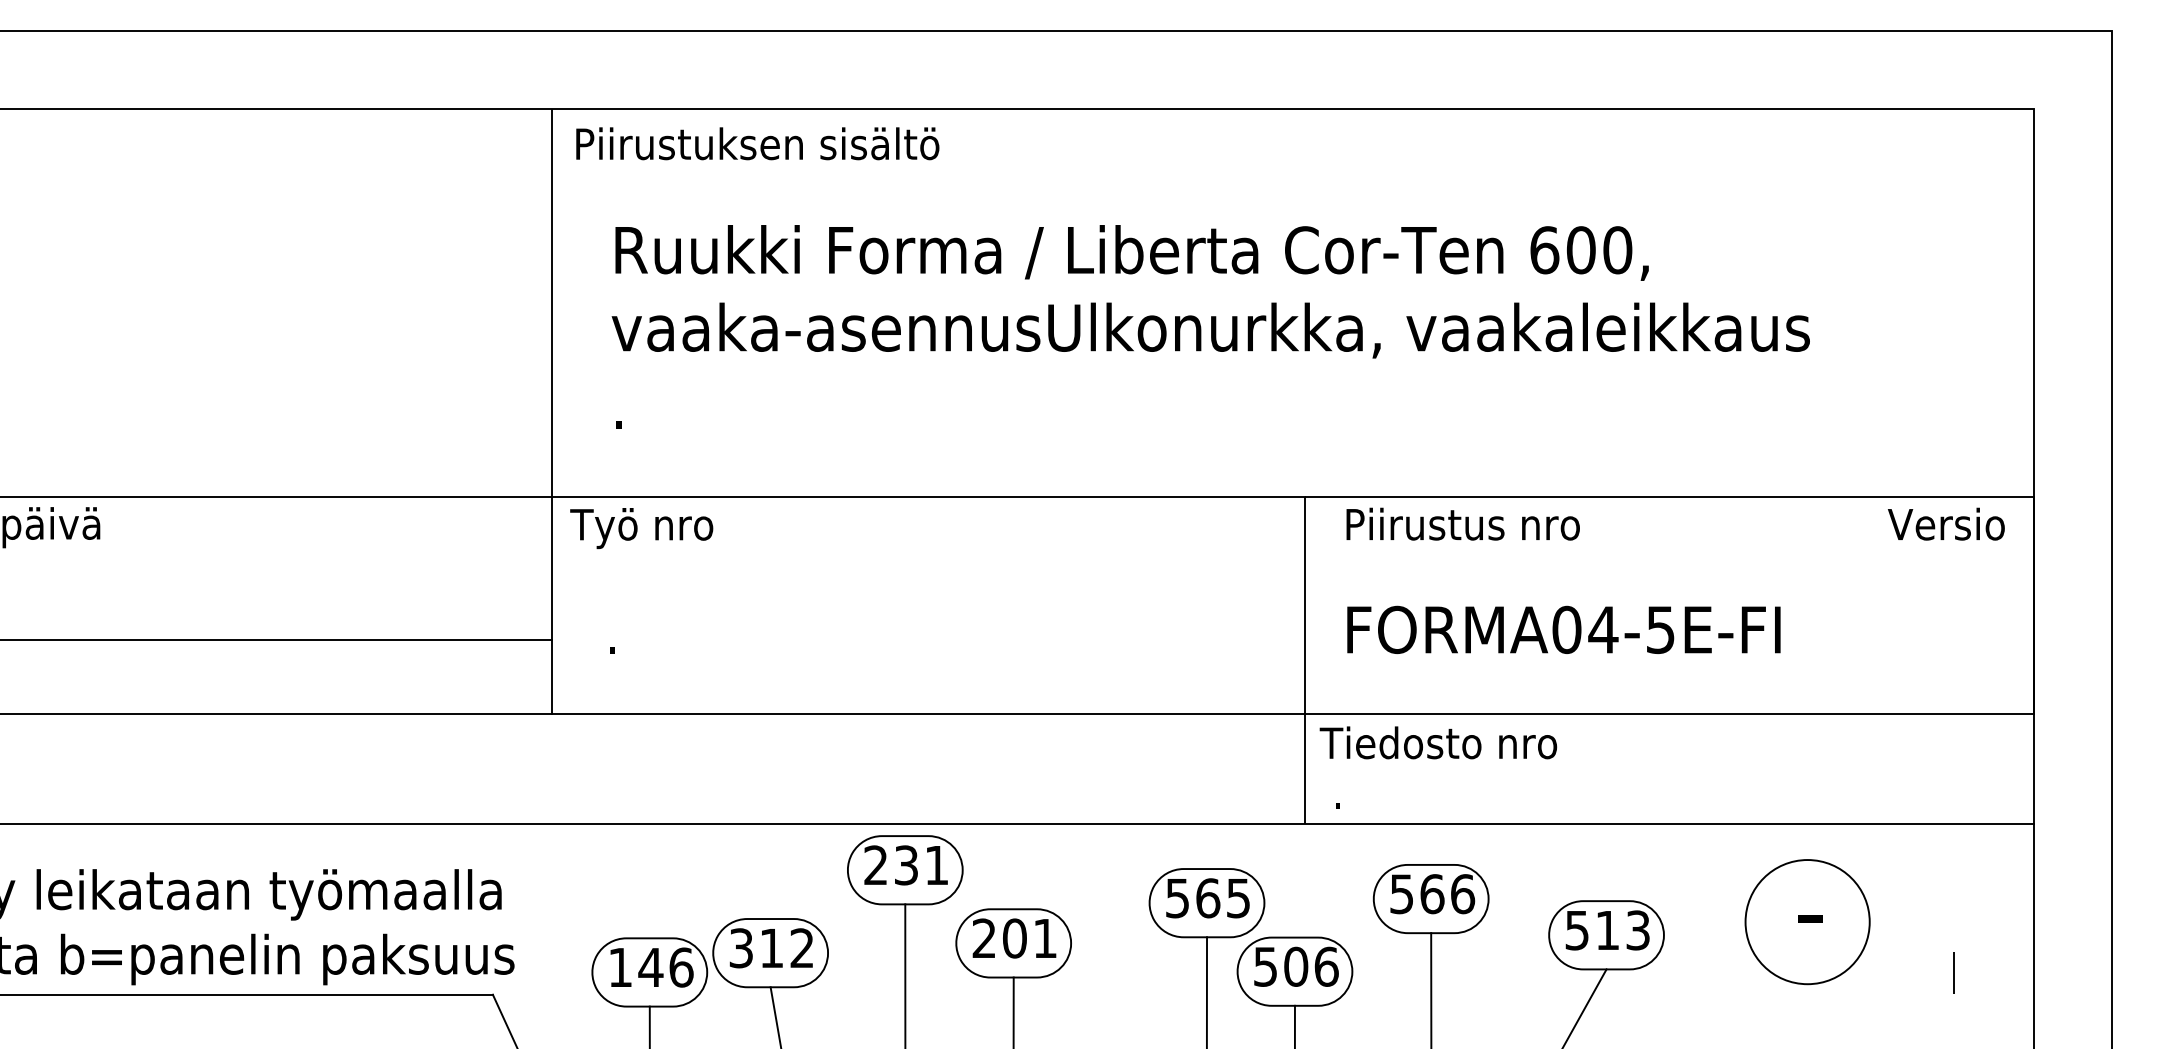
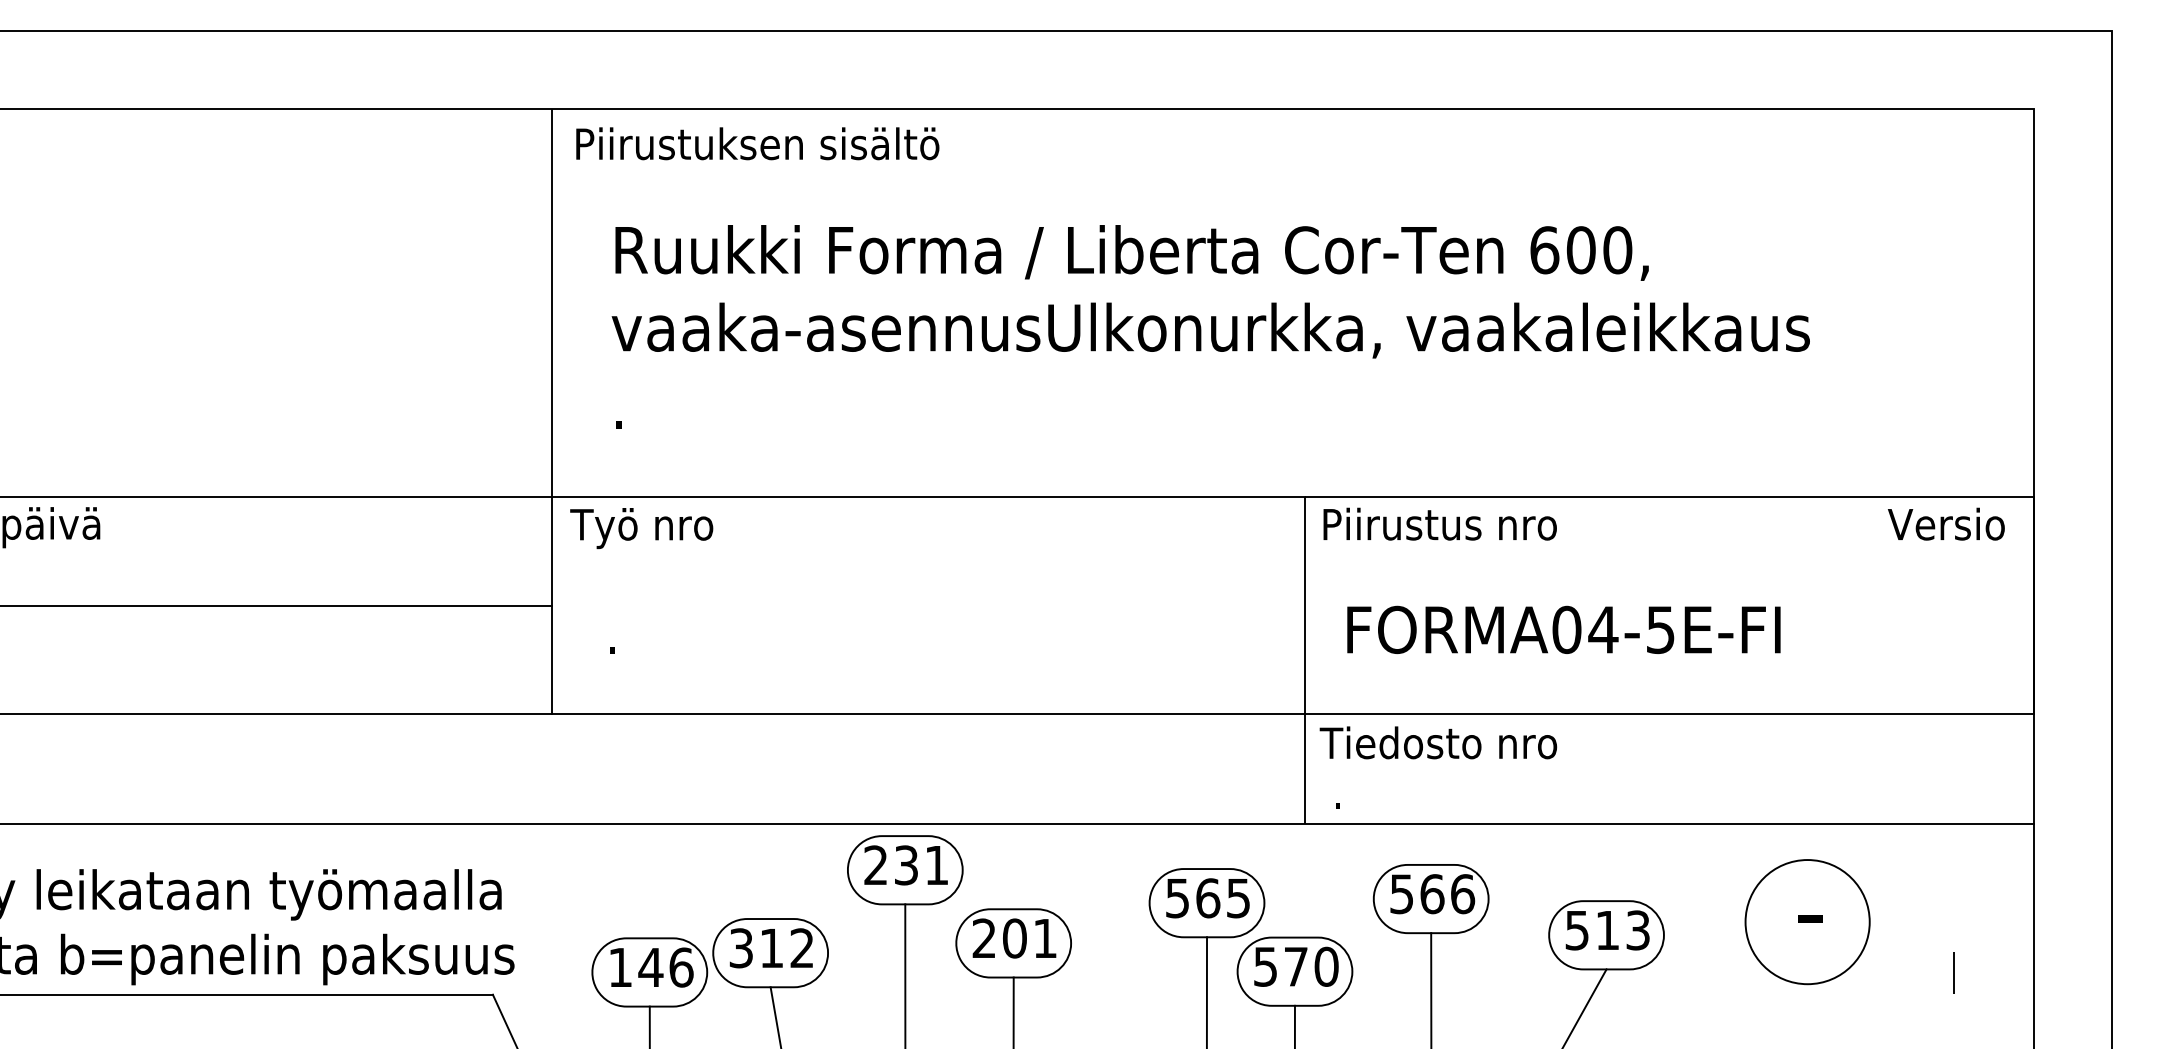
text position: (1462, 523) -> (1439, 523) (1439, 523)
line position: (276, 639) -> (276, 605) (276, 605)
text: 506 -> 570 (1311, 966)
